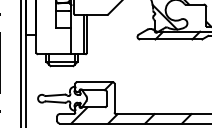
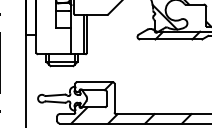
line: present -> none (20, 63)
